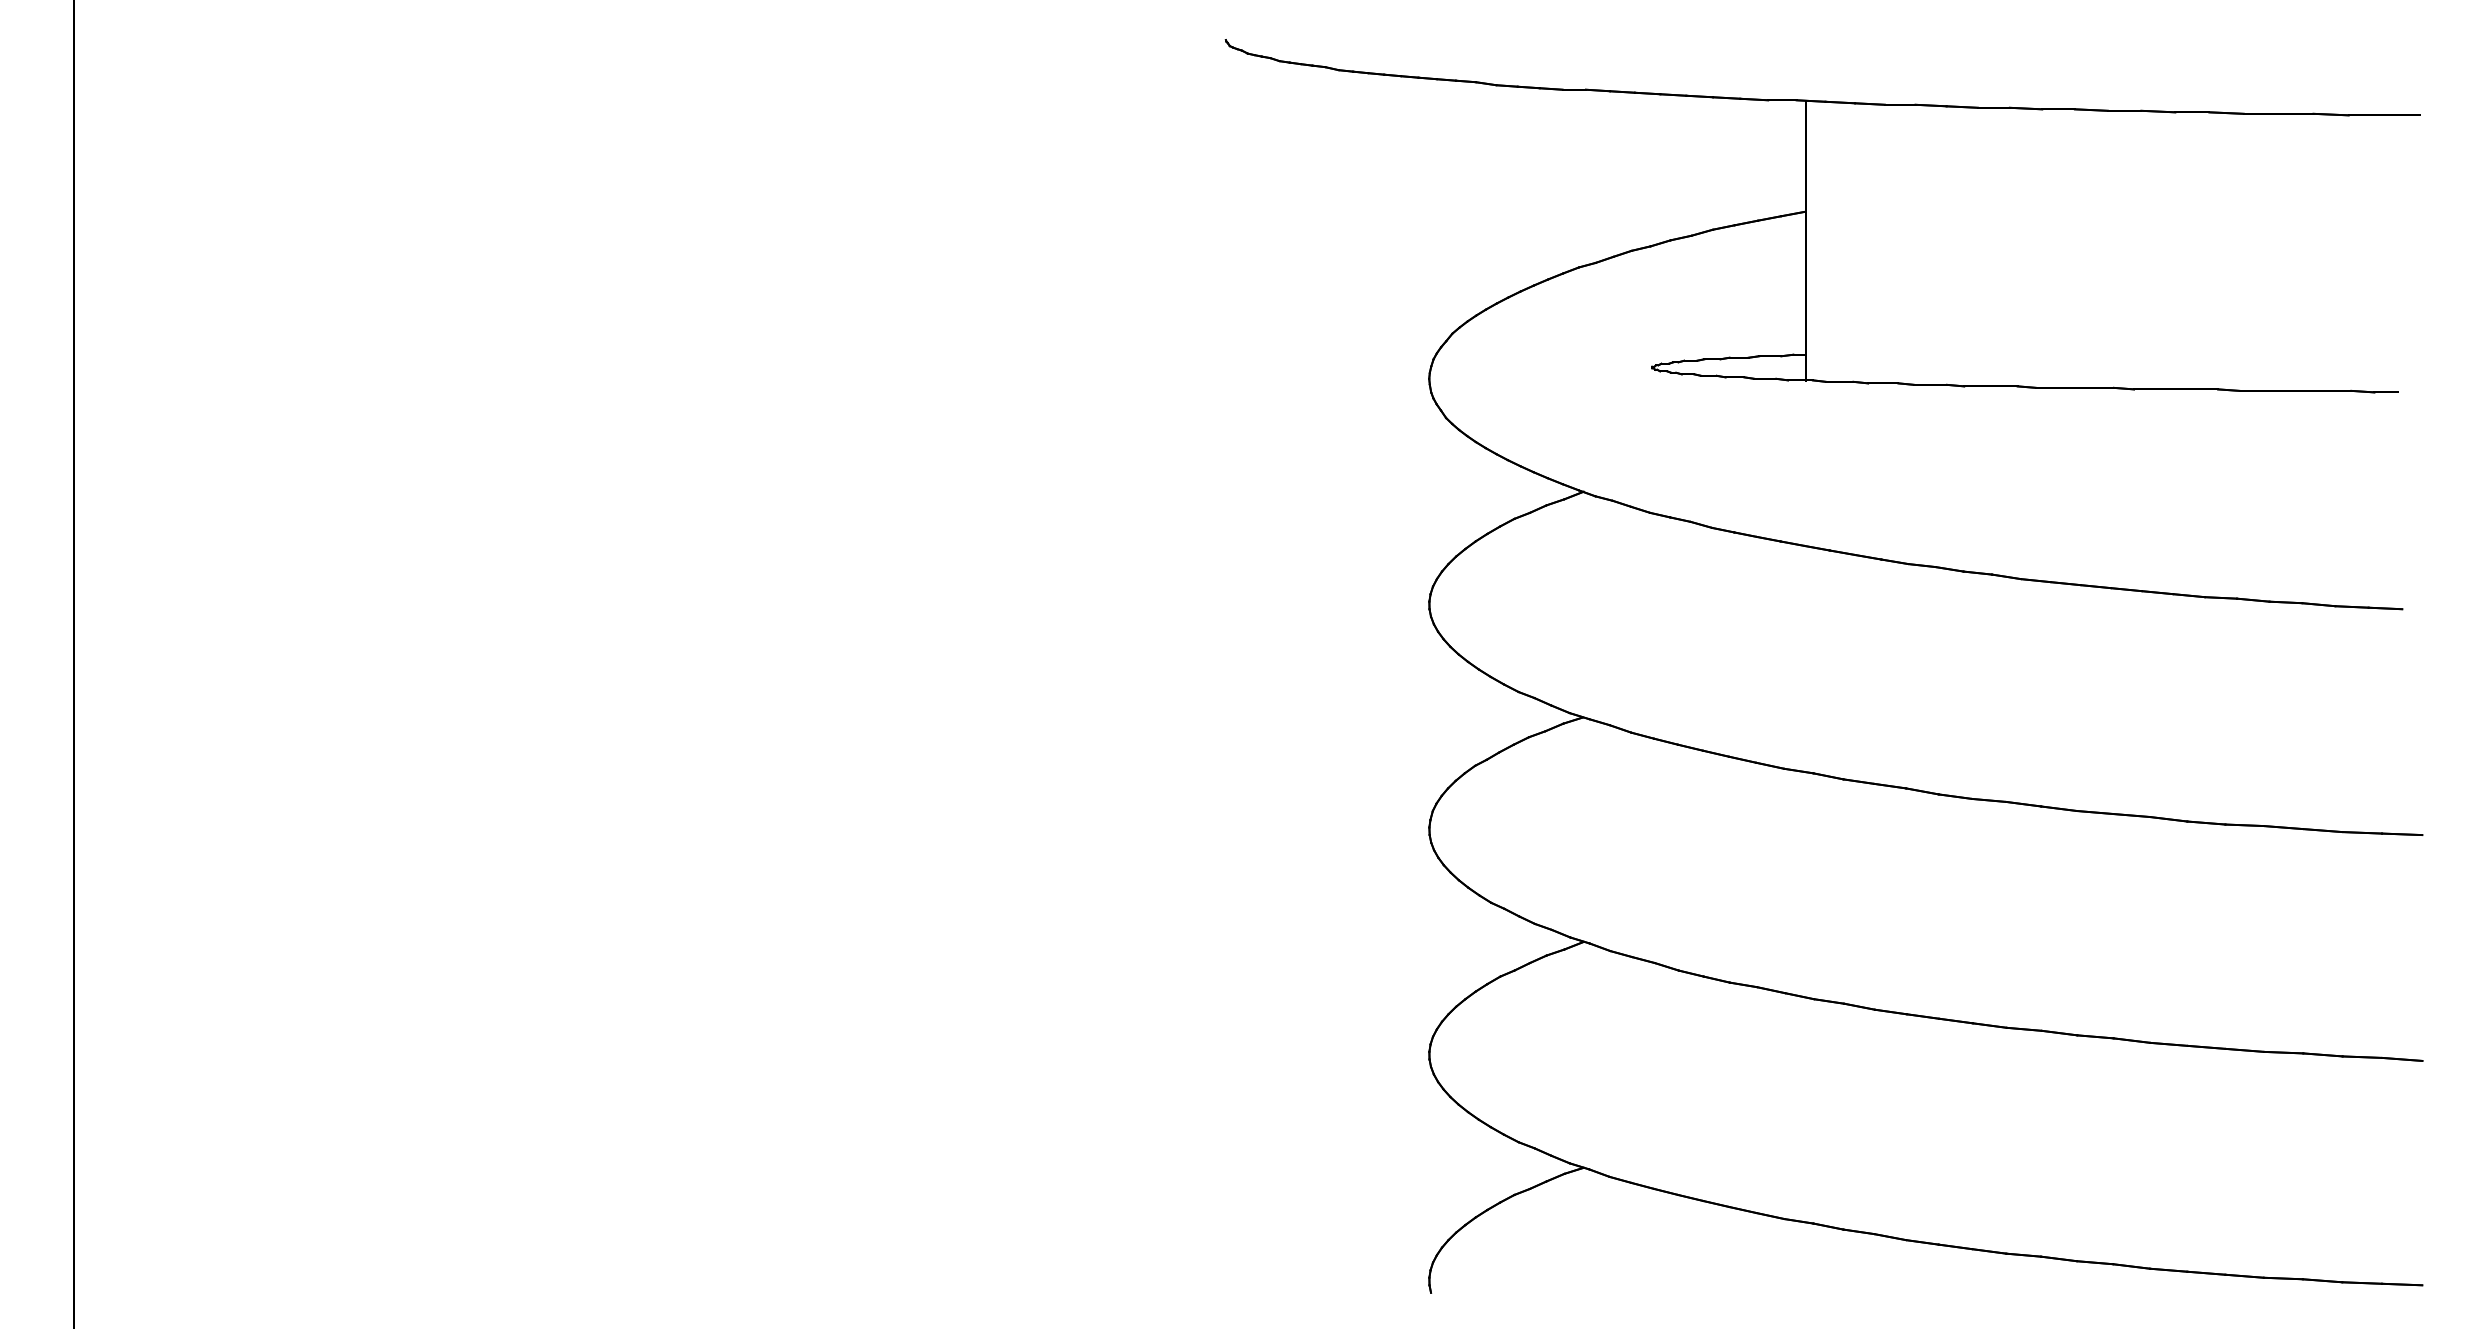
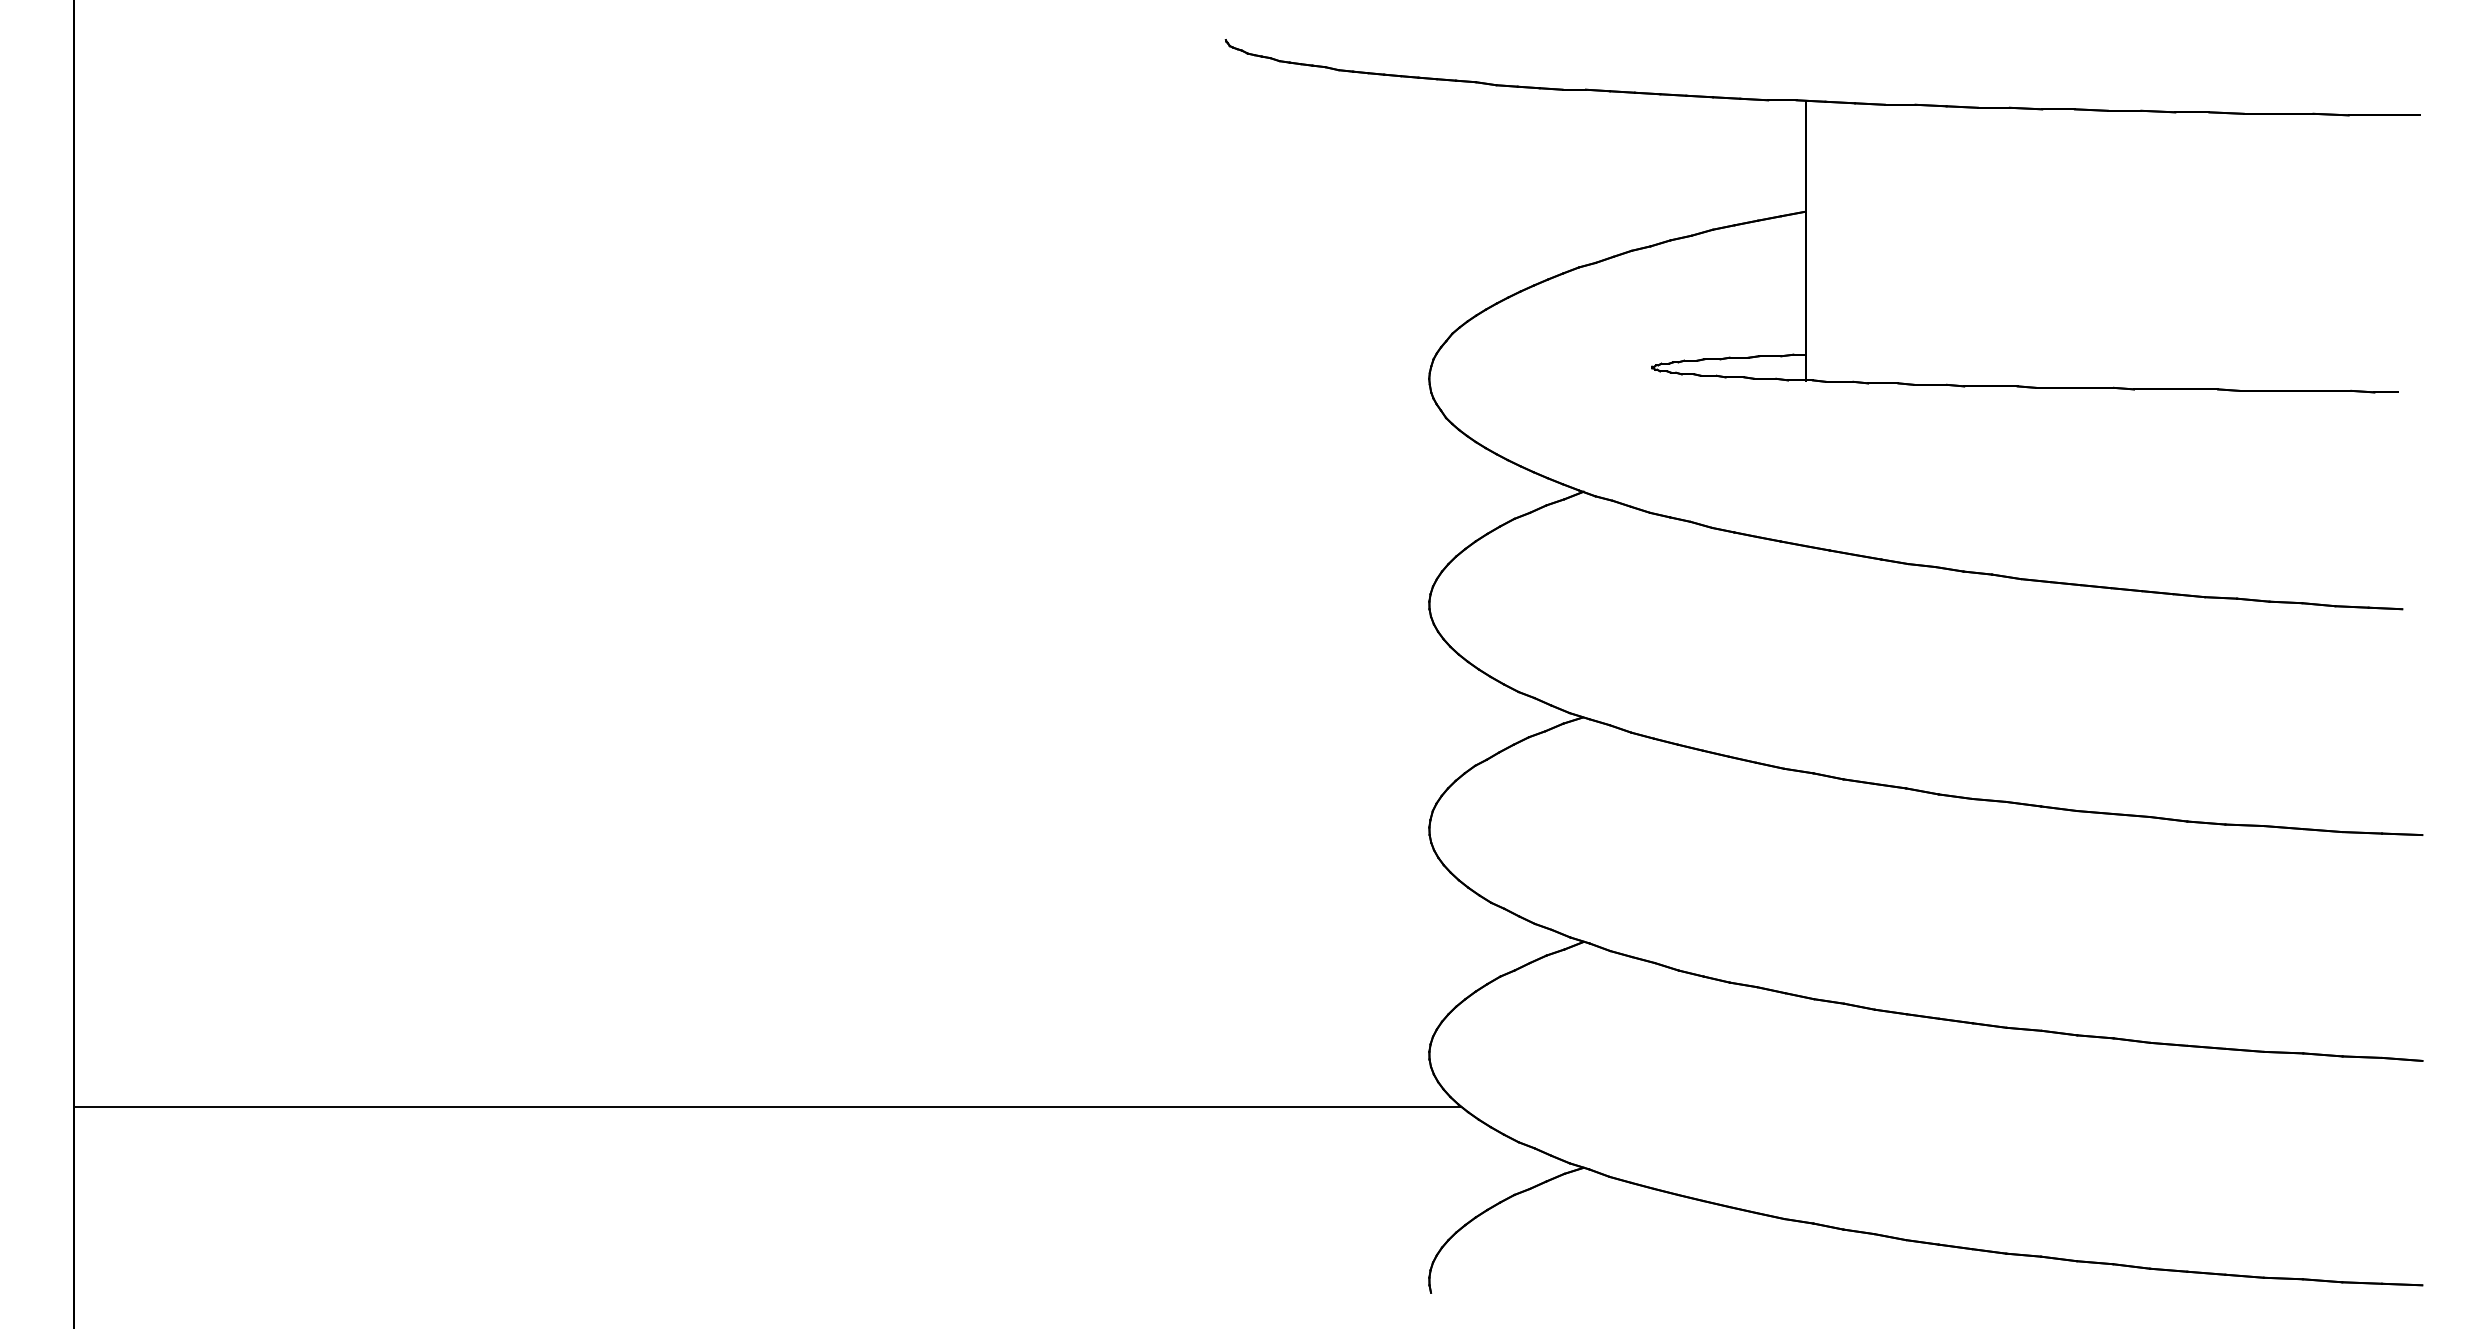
line: none -> present (767, 1107)
